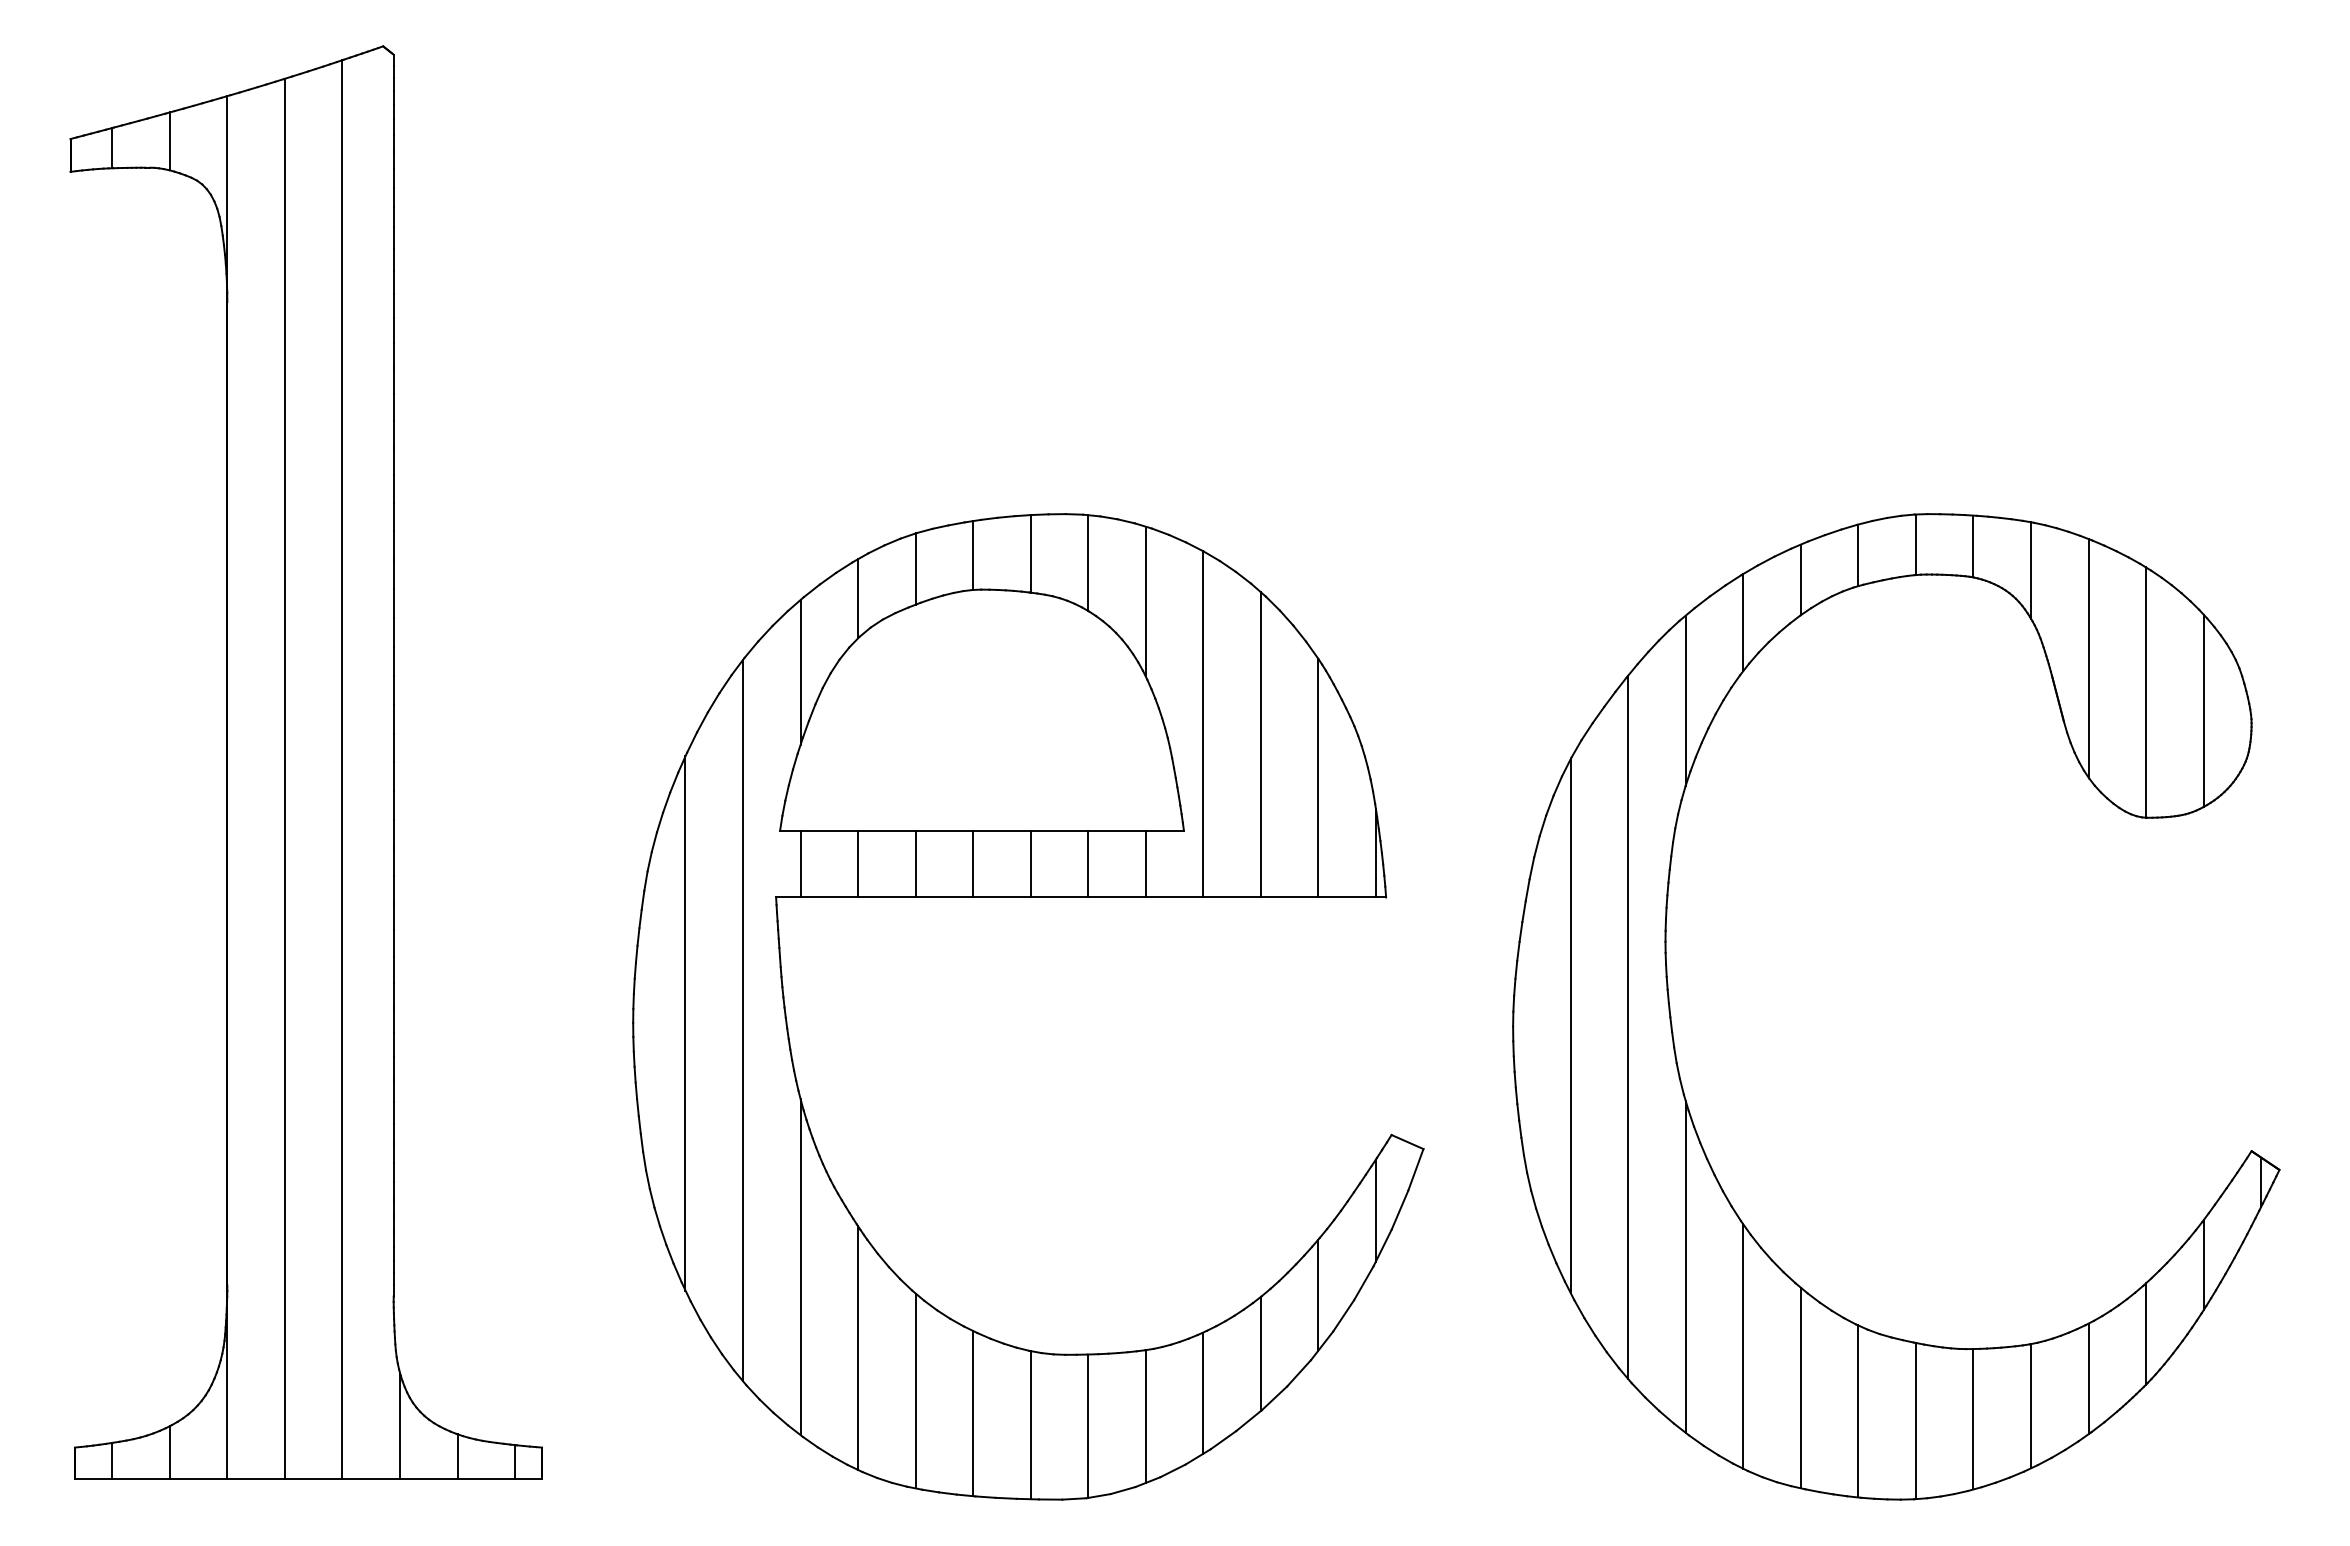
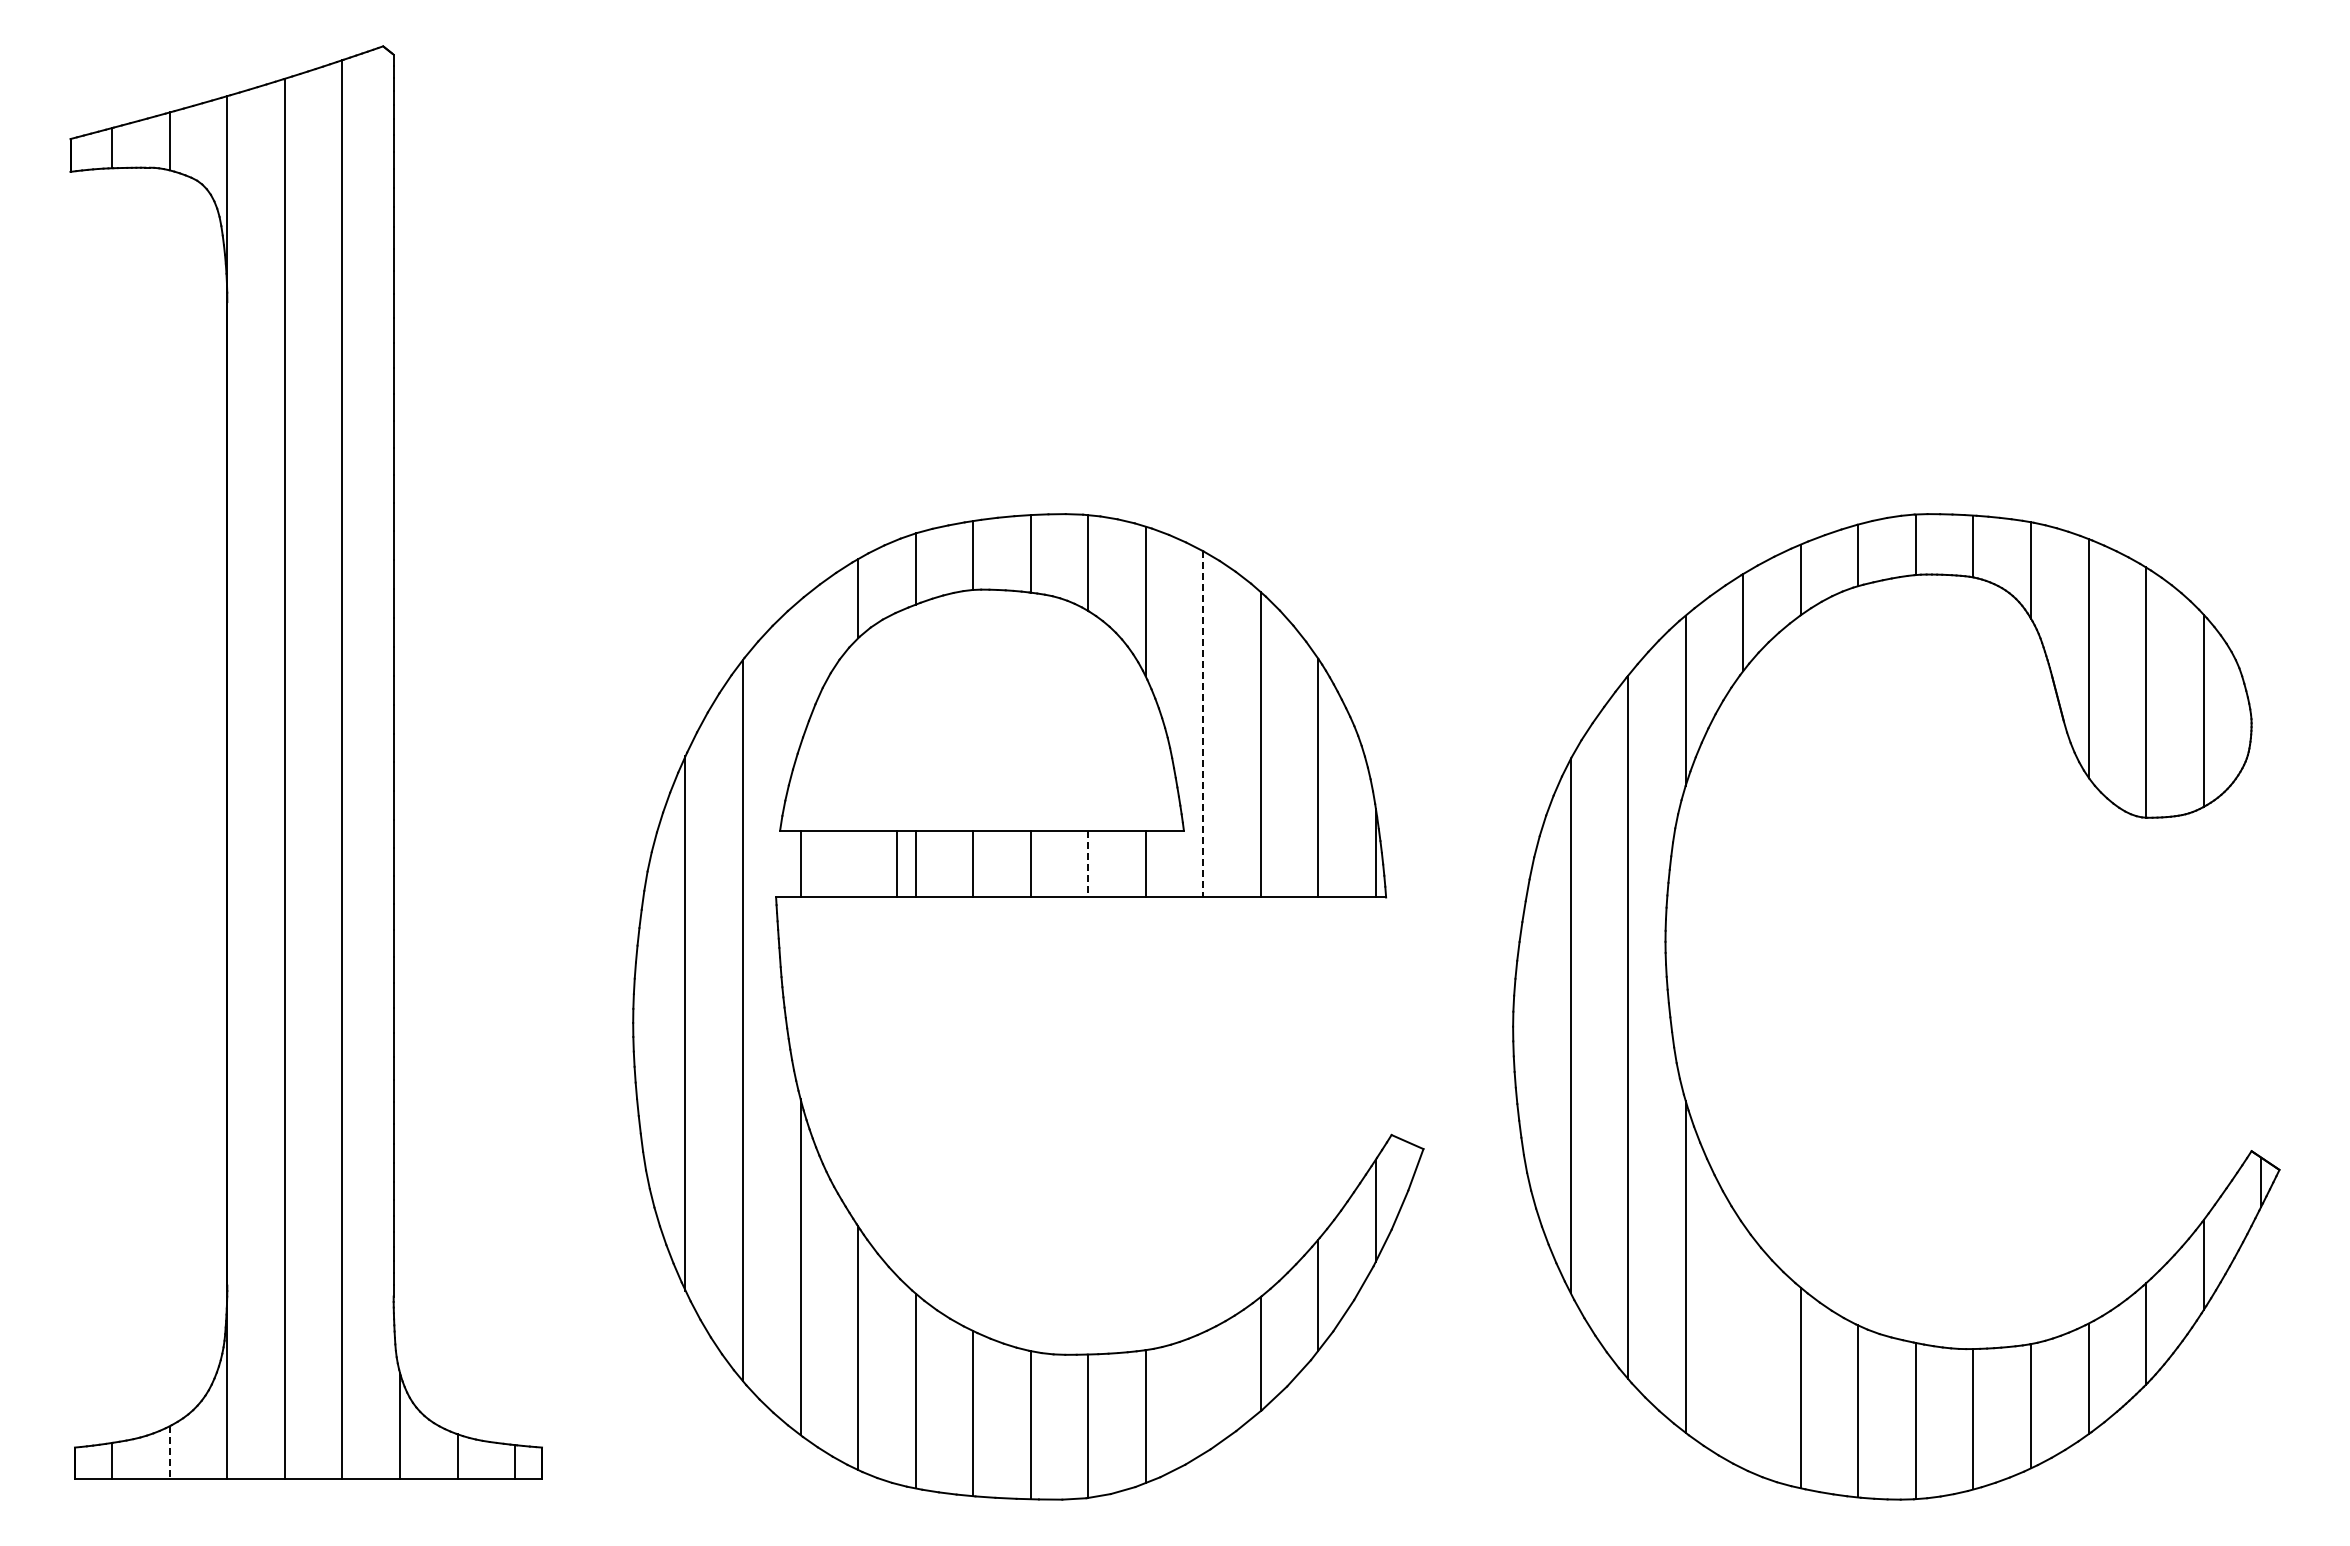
line: present -> none (800, 671)
line: solid -> dashed (1203, 724)
line position: (858, 863) -> (897, 863) (897, 863)
line: solid -> dashed (1088, 864)
line: present -> none (1743, 1346)
line: present -> none (1203, 1393)
line: solid -> dashed (169, 1453)
